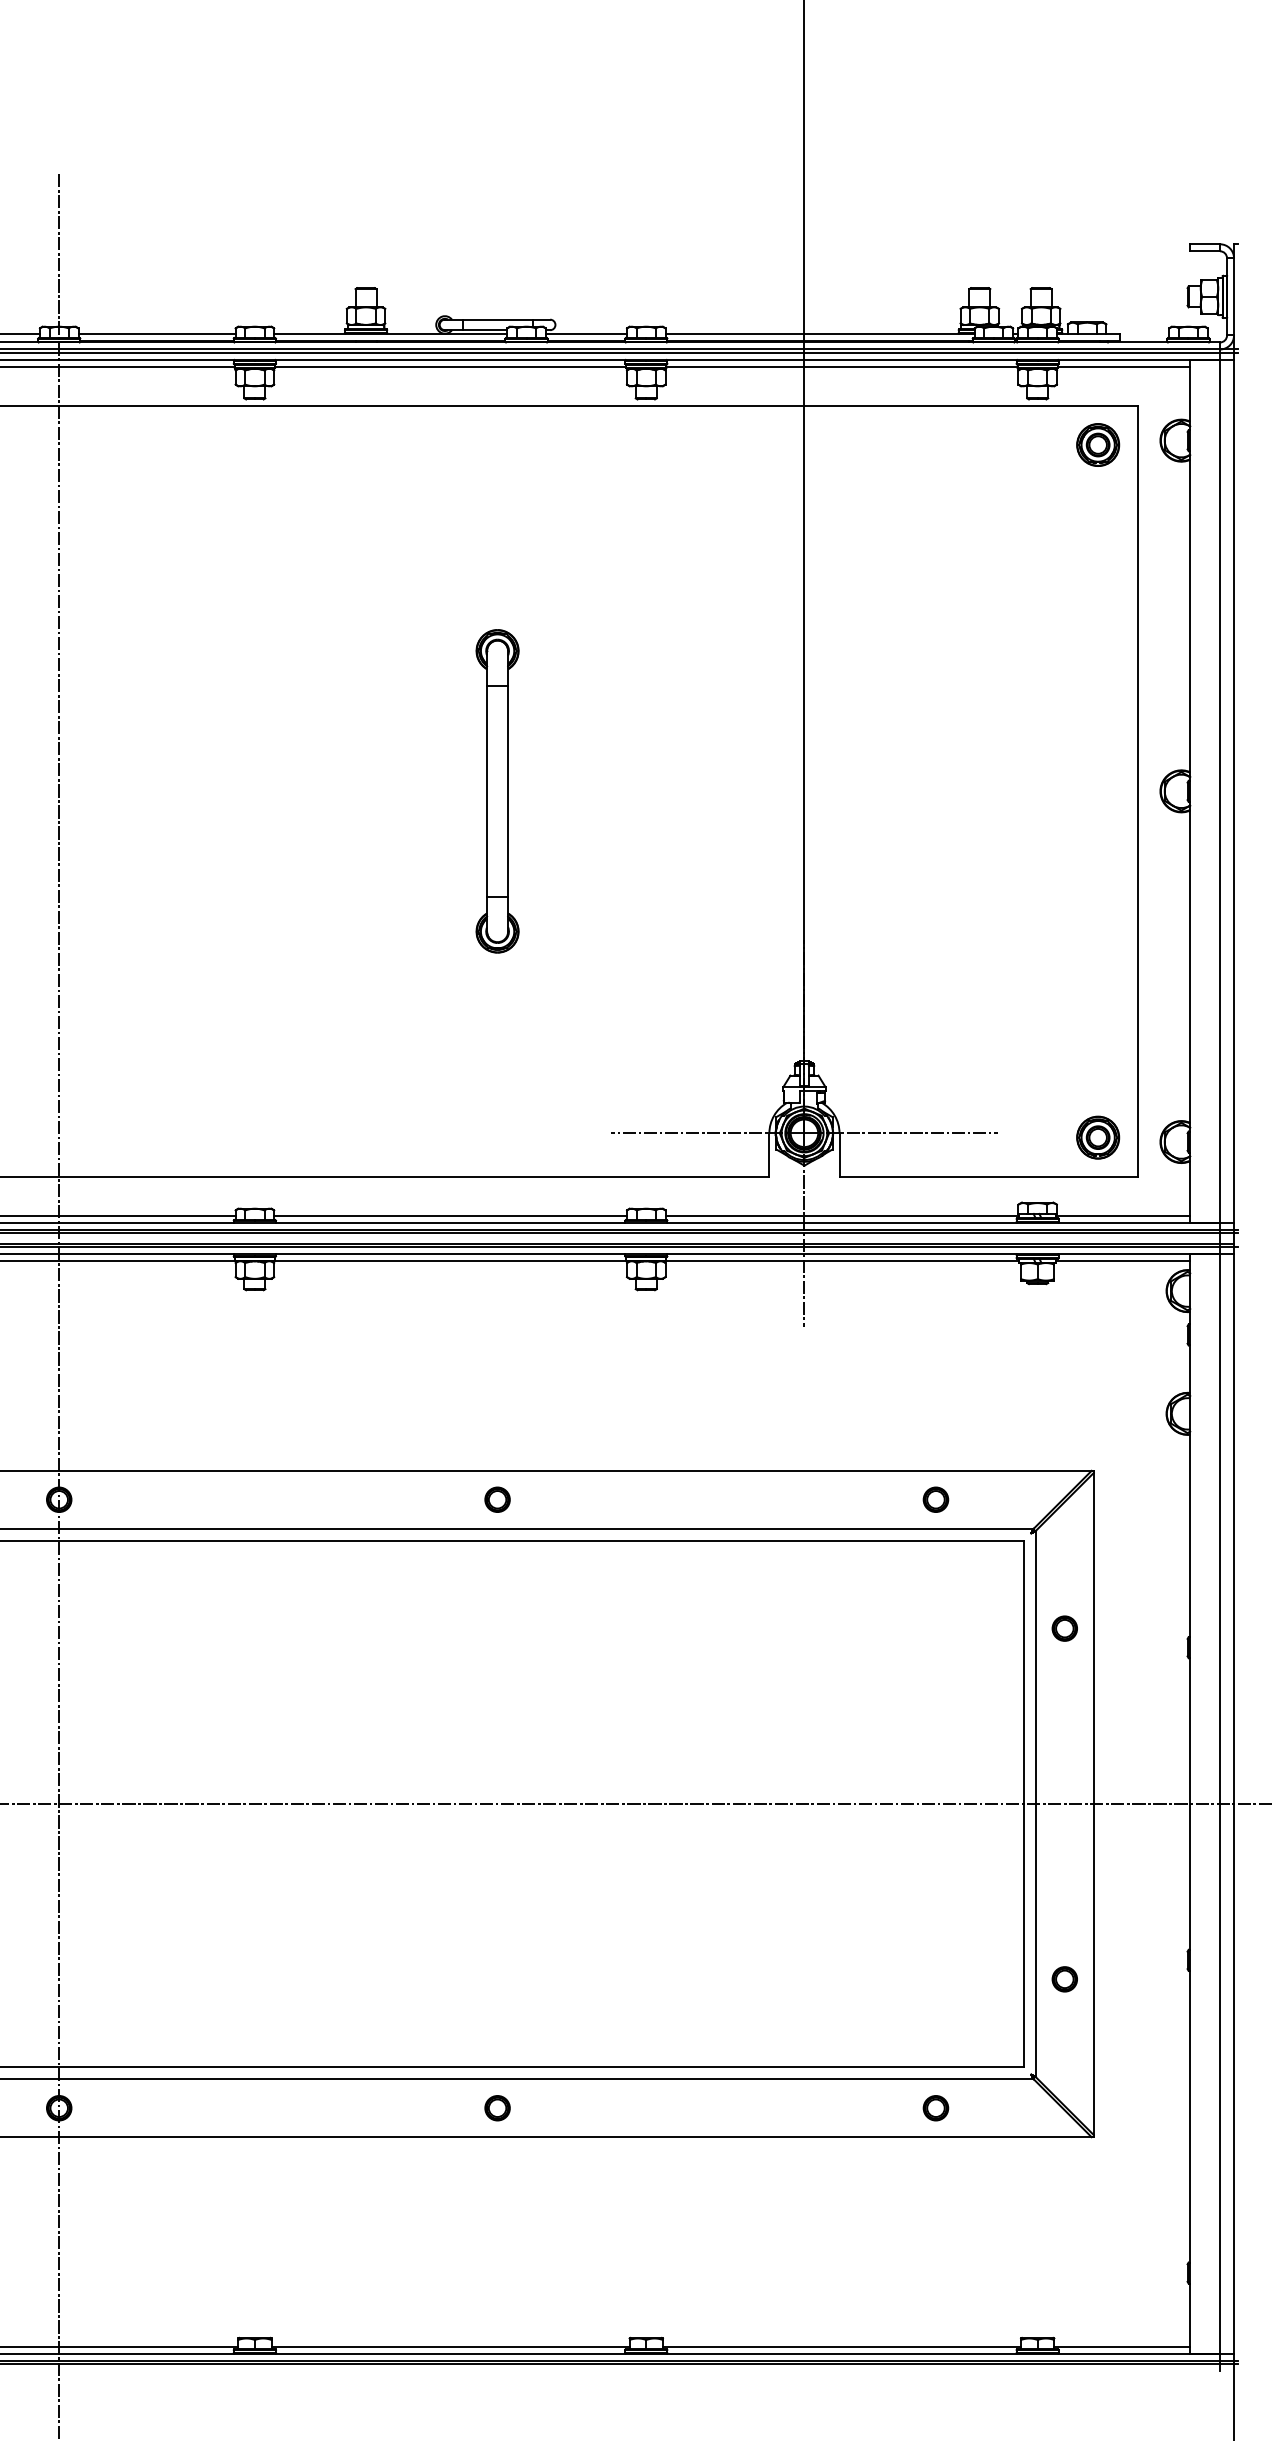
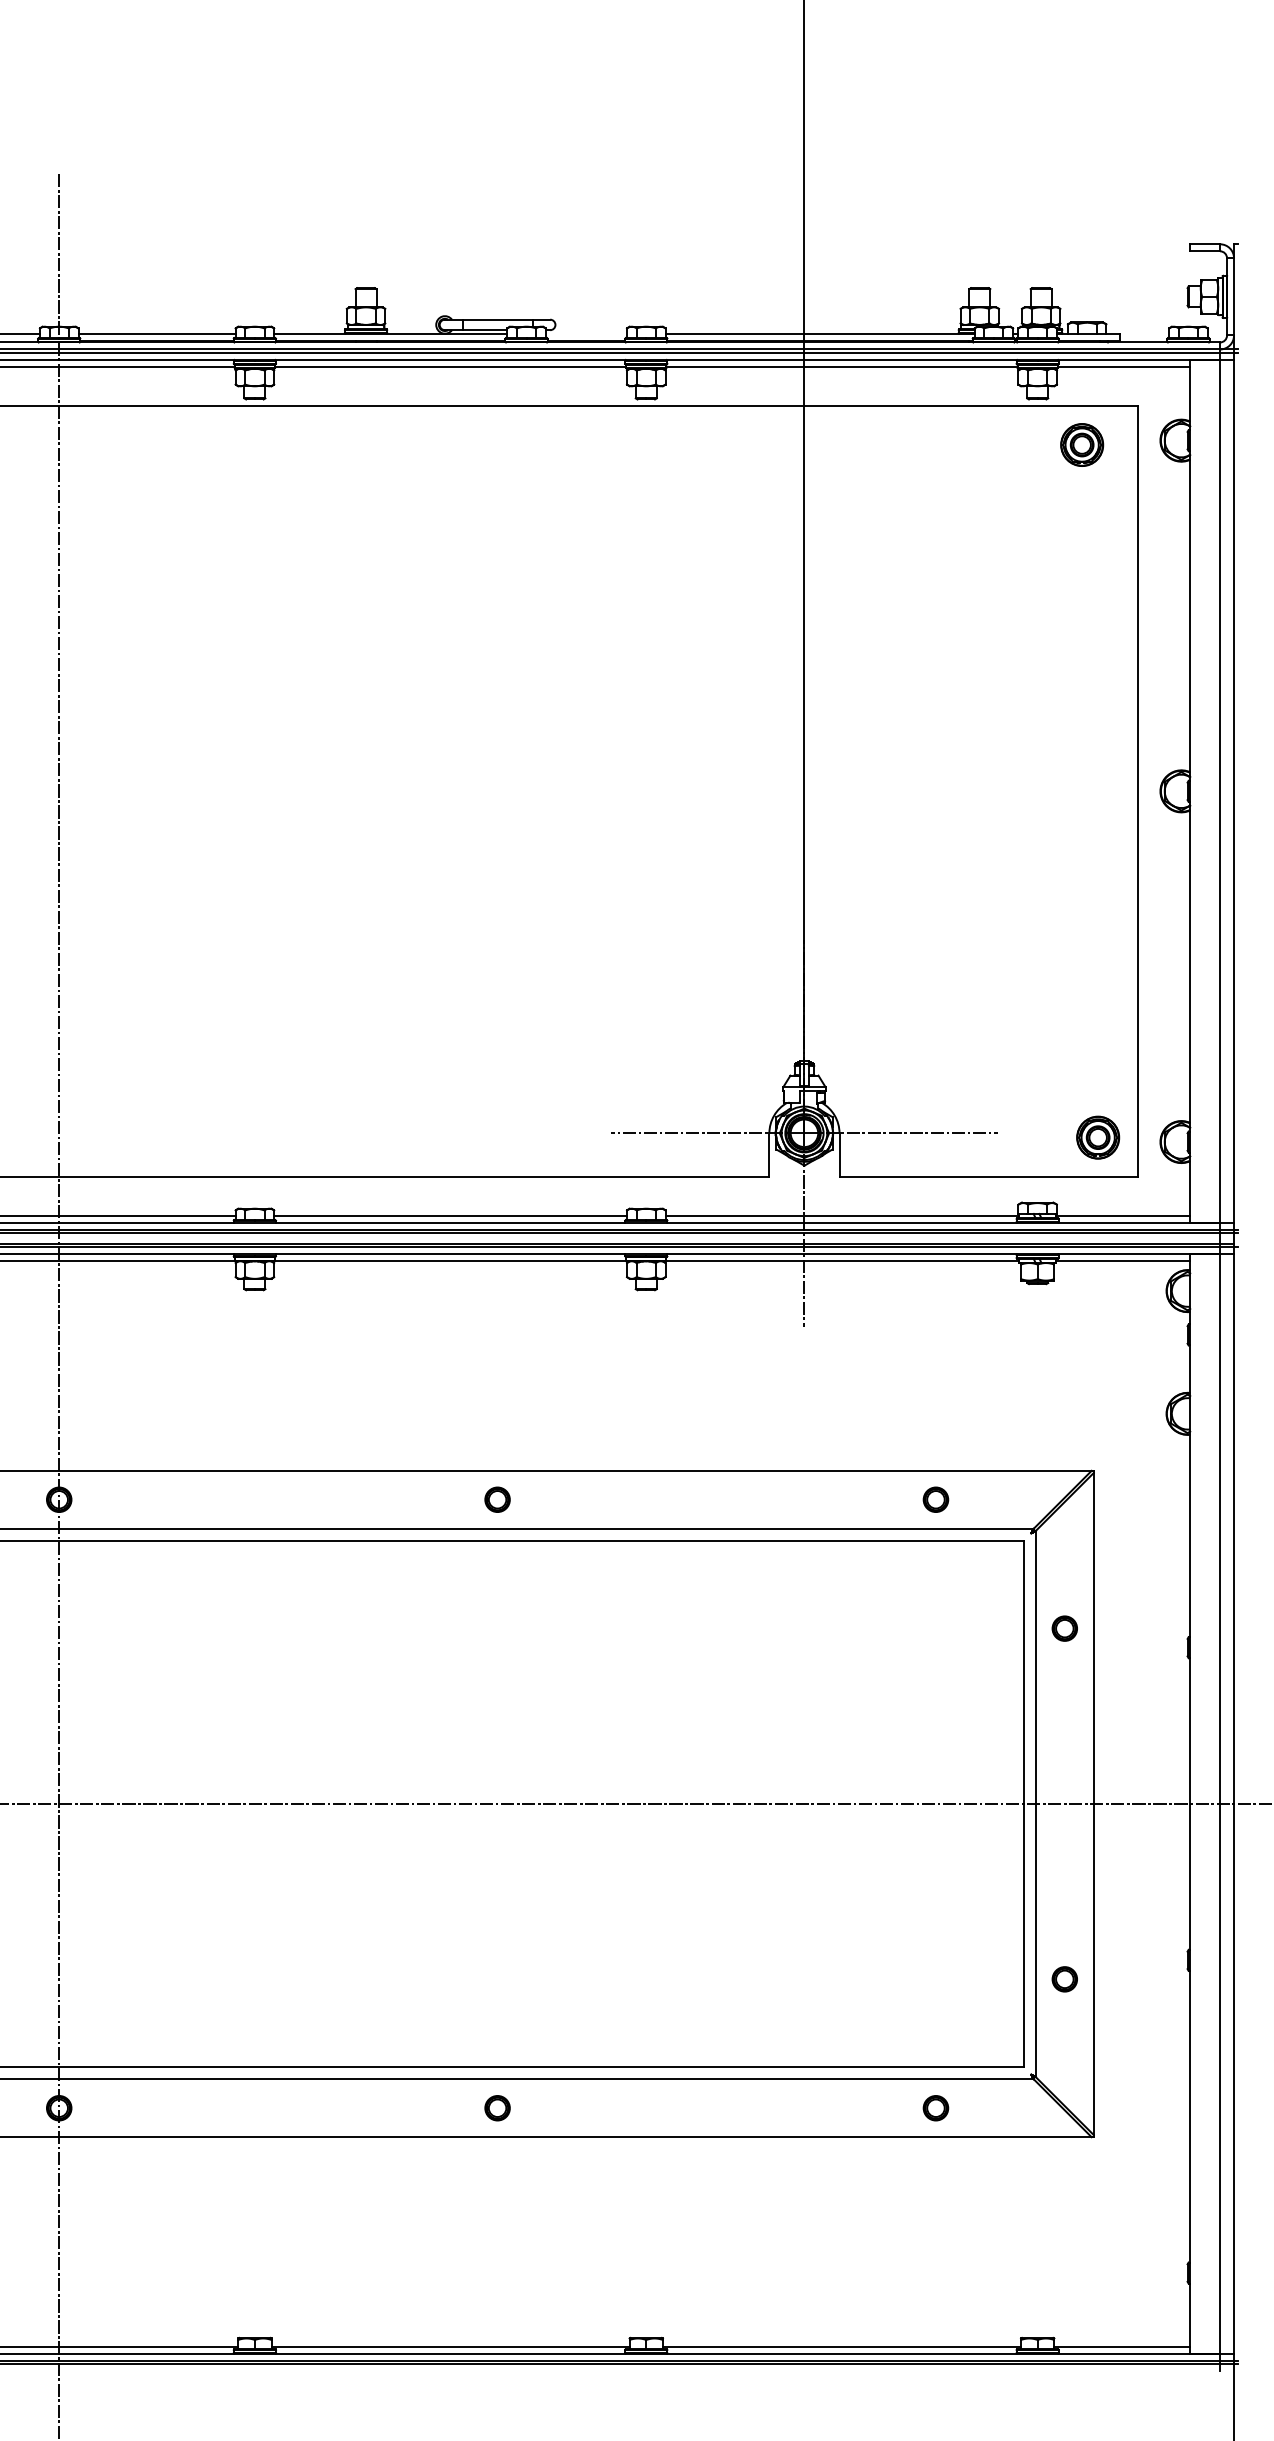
line: present -> none (586, 333)
part position: (1098, 444) -> (1082, 444) (1082, 444)
part: present -> none (497, 791)
